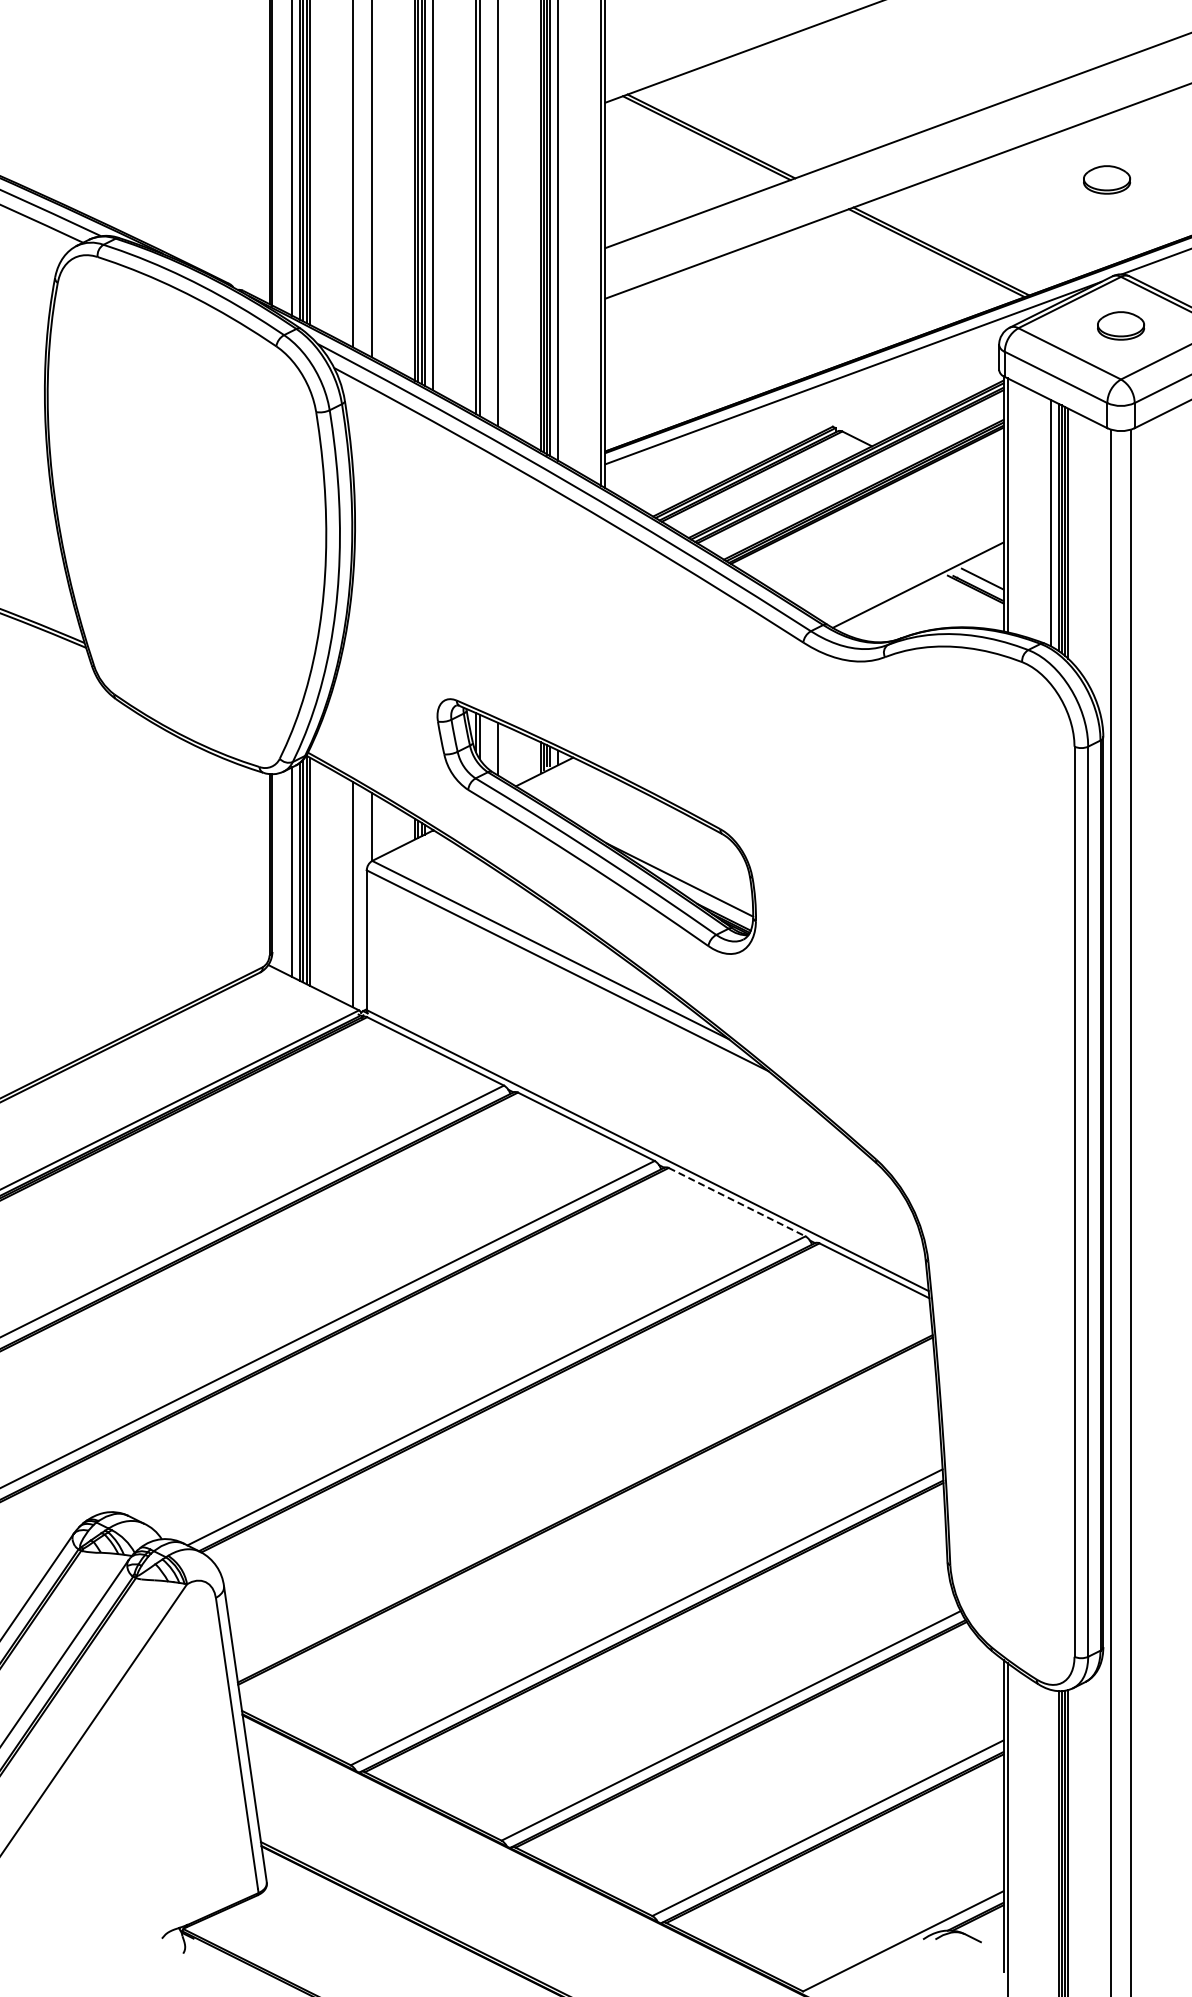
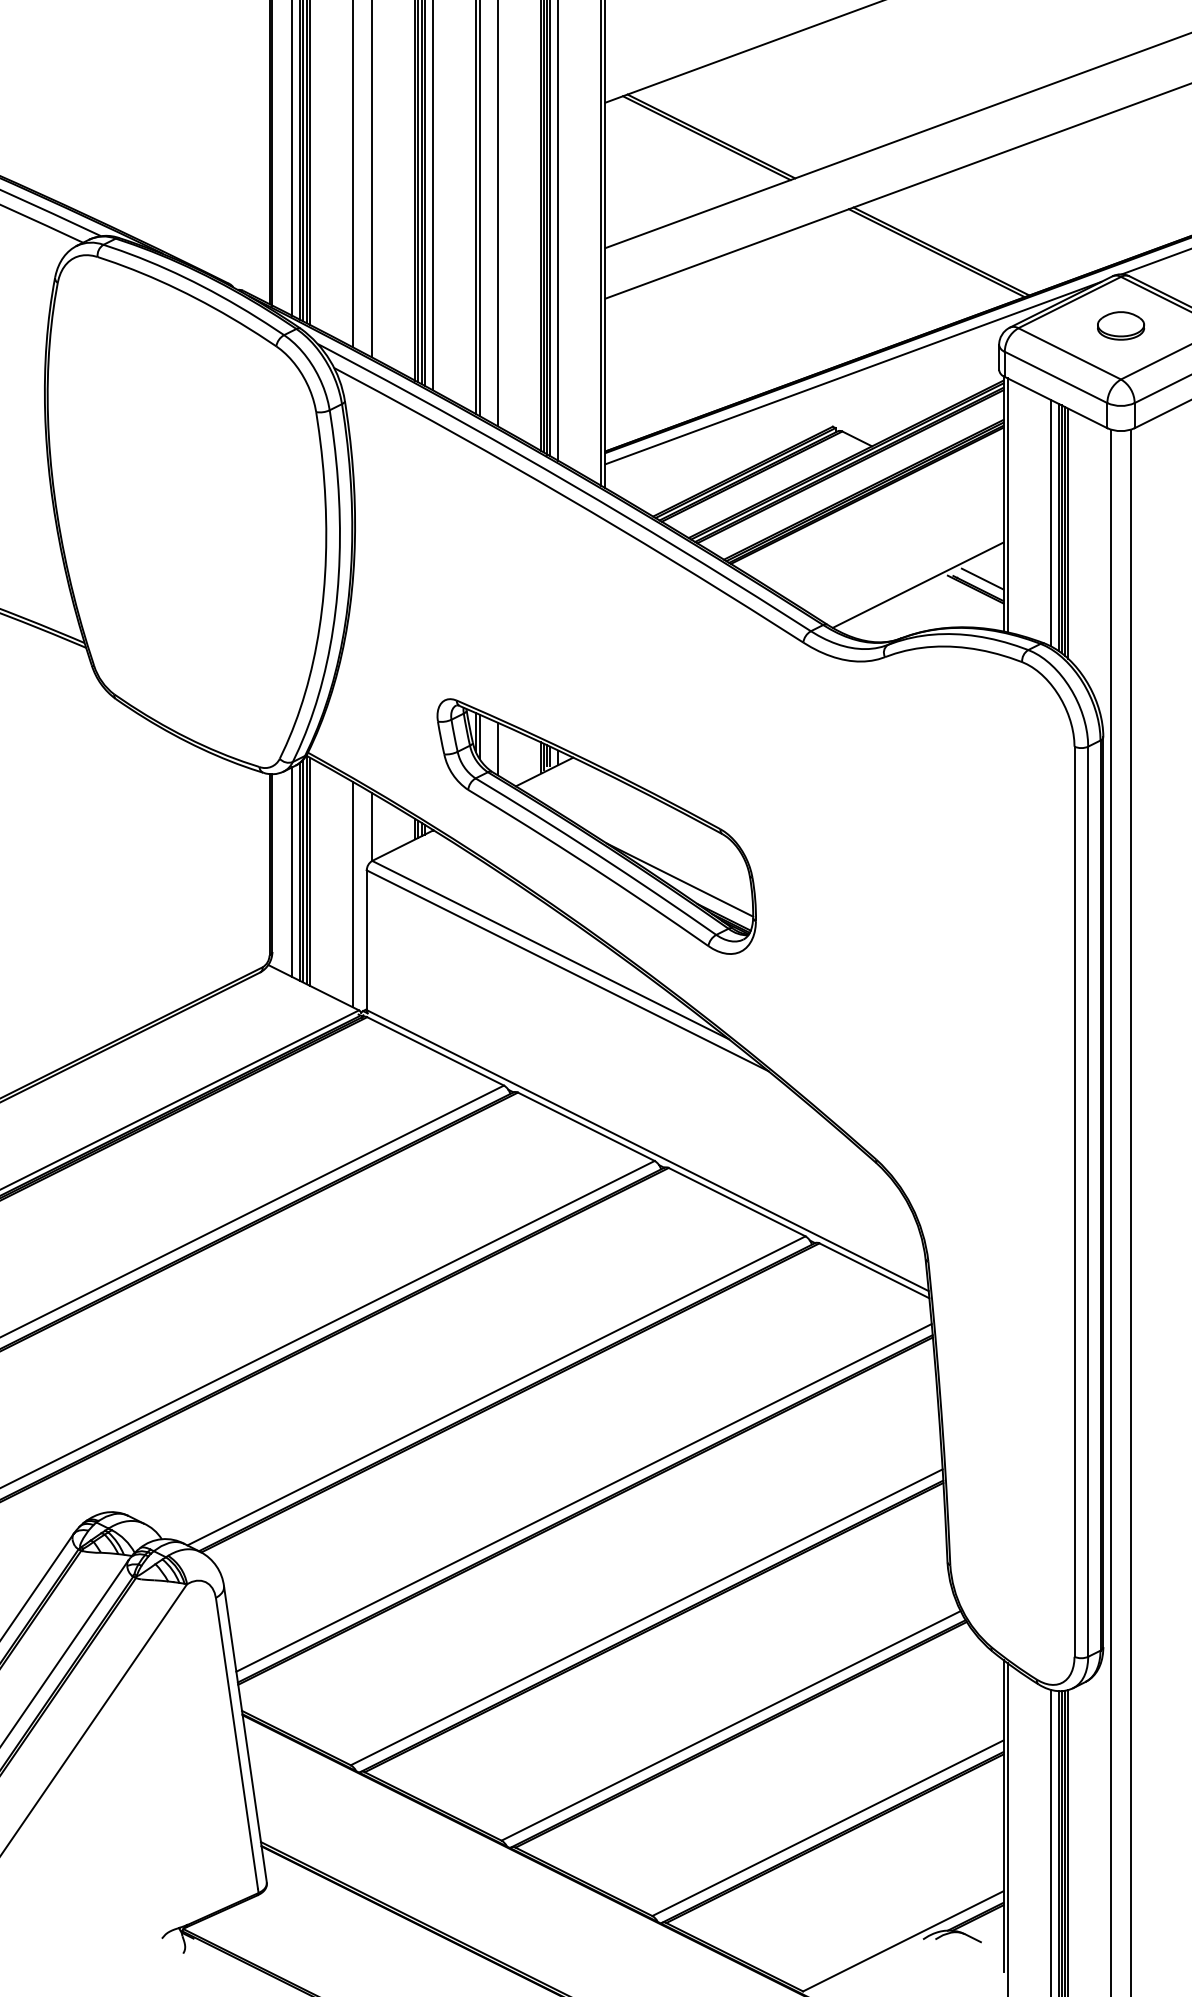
part: present -> none (1107, 179)
line: dashed -> solid (737, 1202)
line: none -> present (583, 1497)
line: none -> present (1050, 1841)
